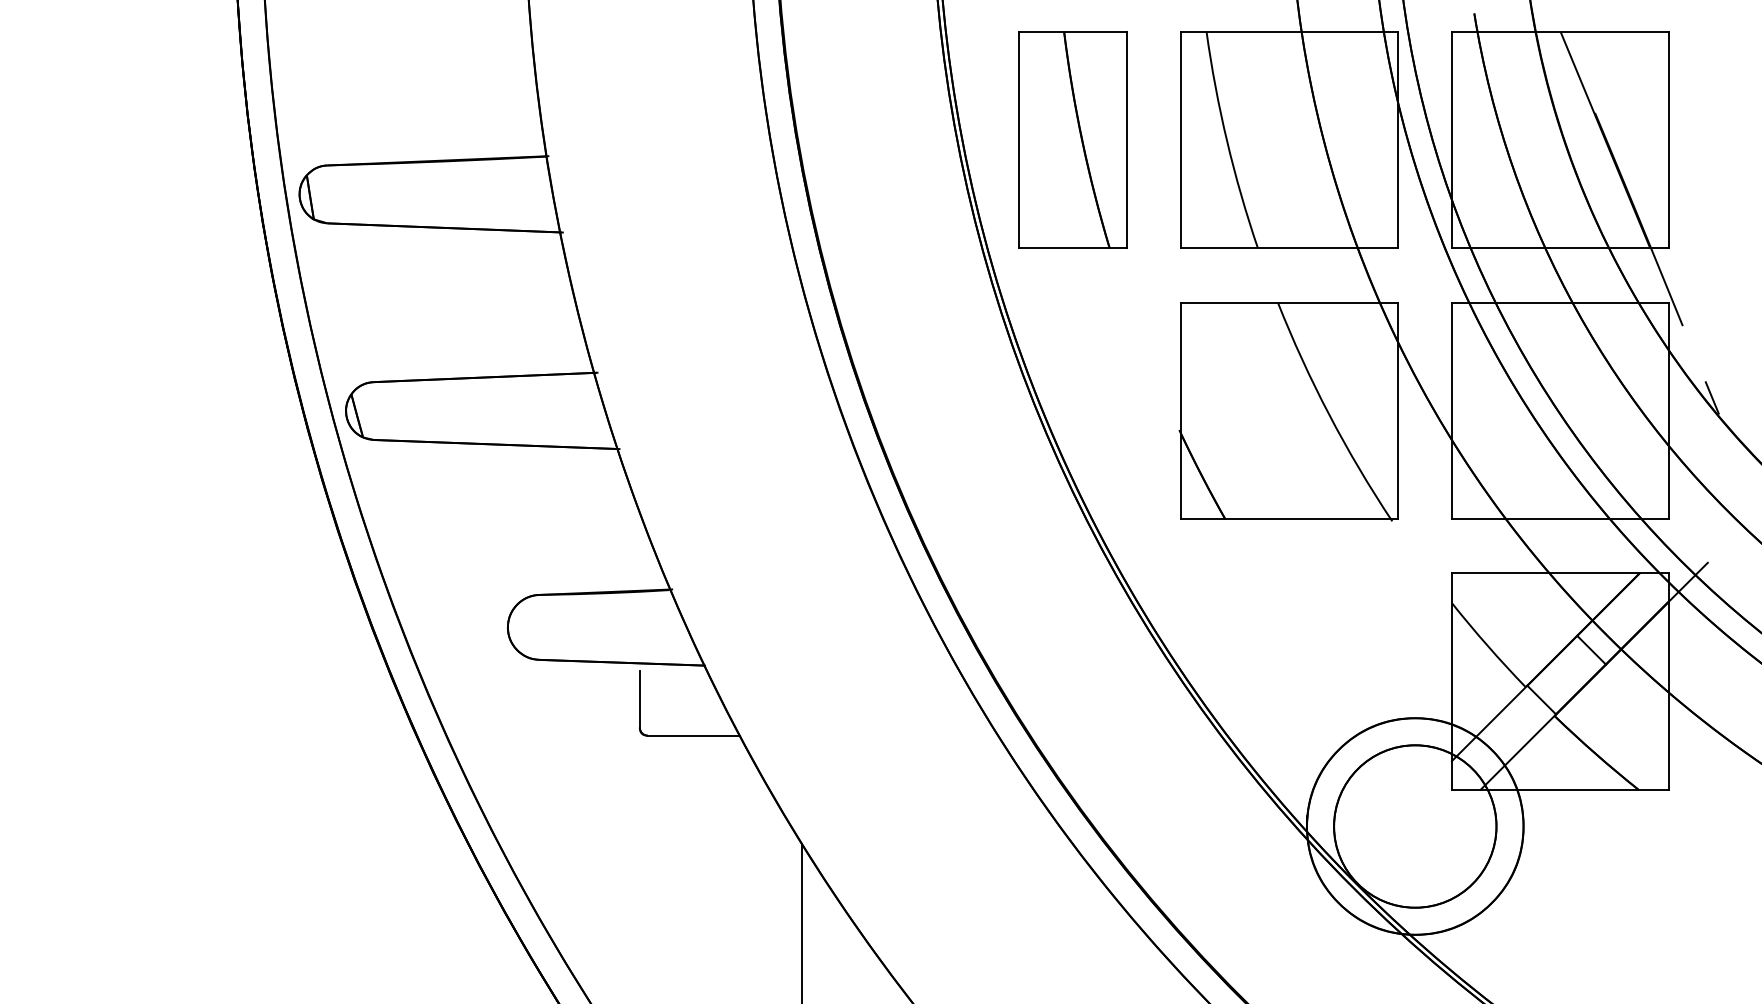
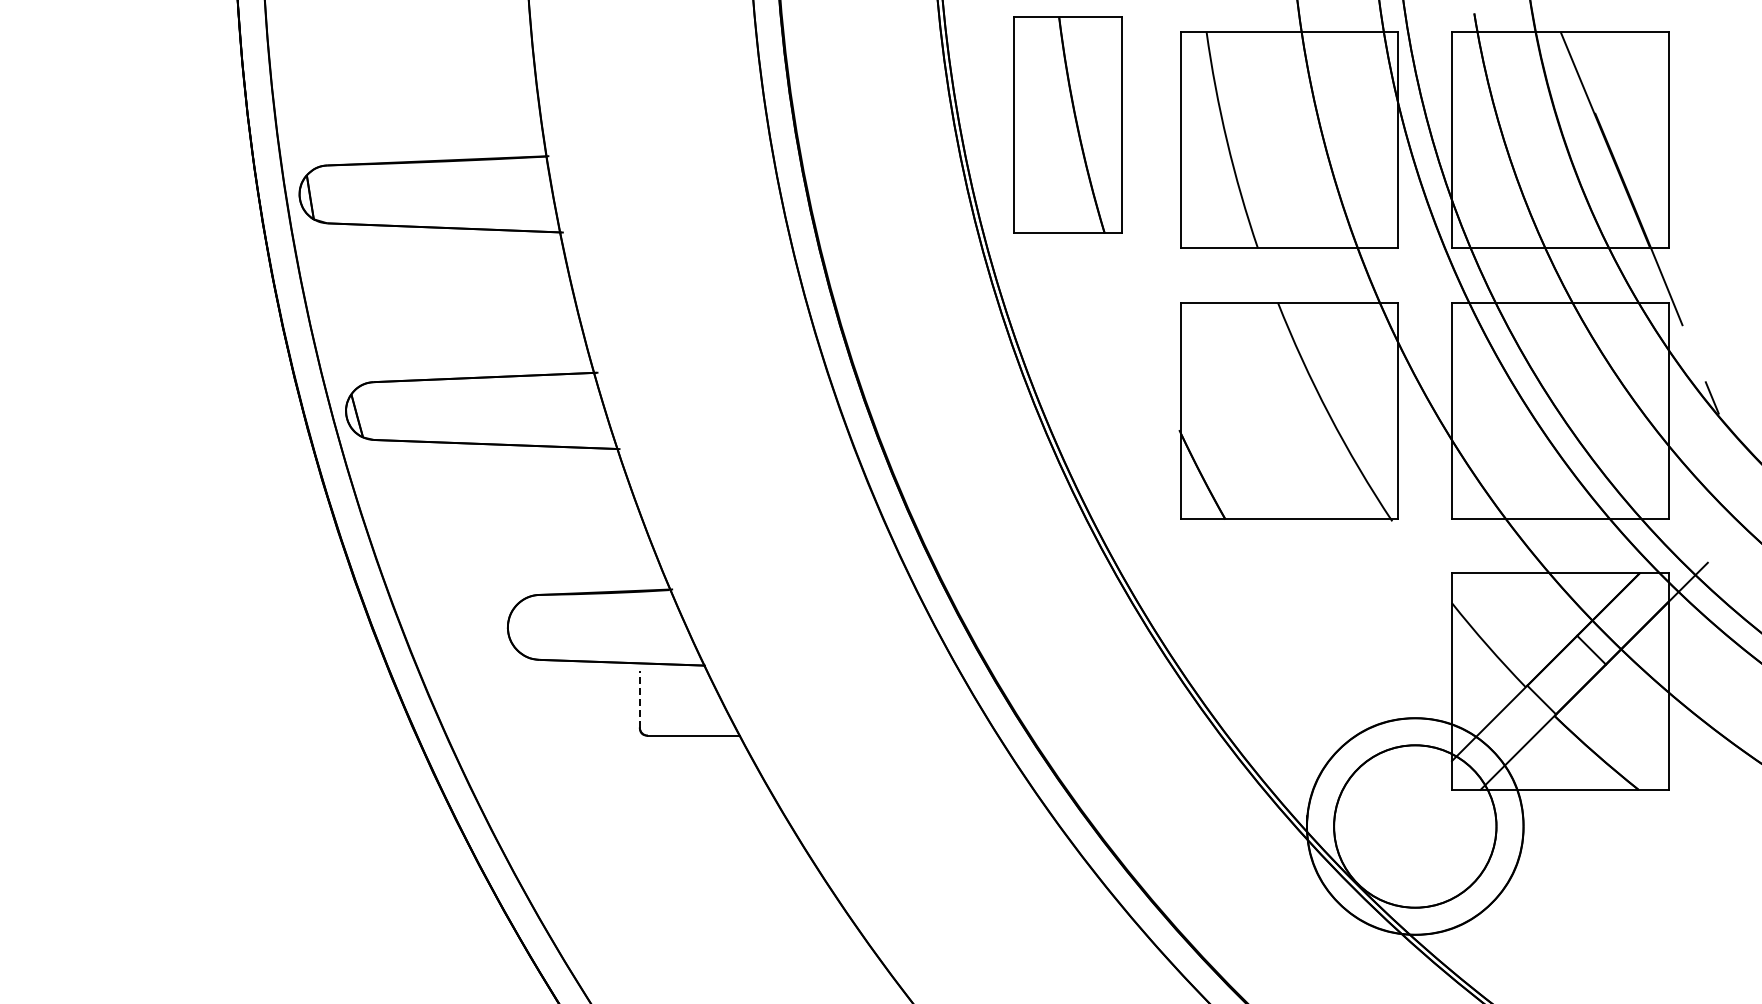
part position: (1072, 139) -> (1067, 124) (1067, 124)
line: solid -> dashed (639, 698)
line: present -> none (802, 922)
